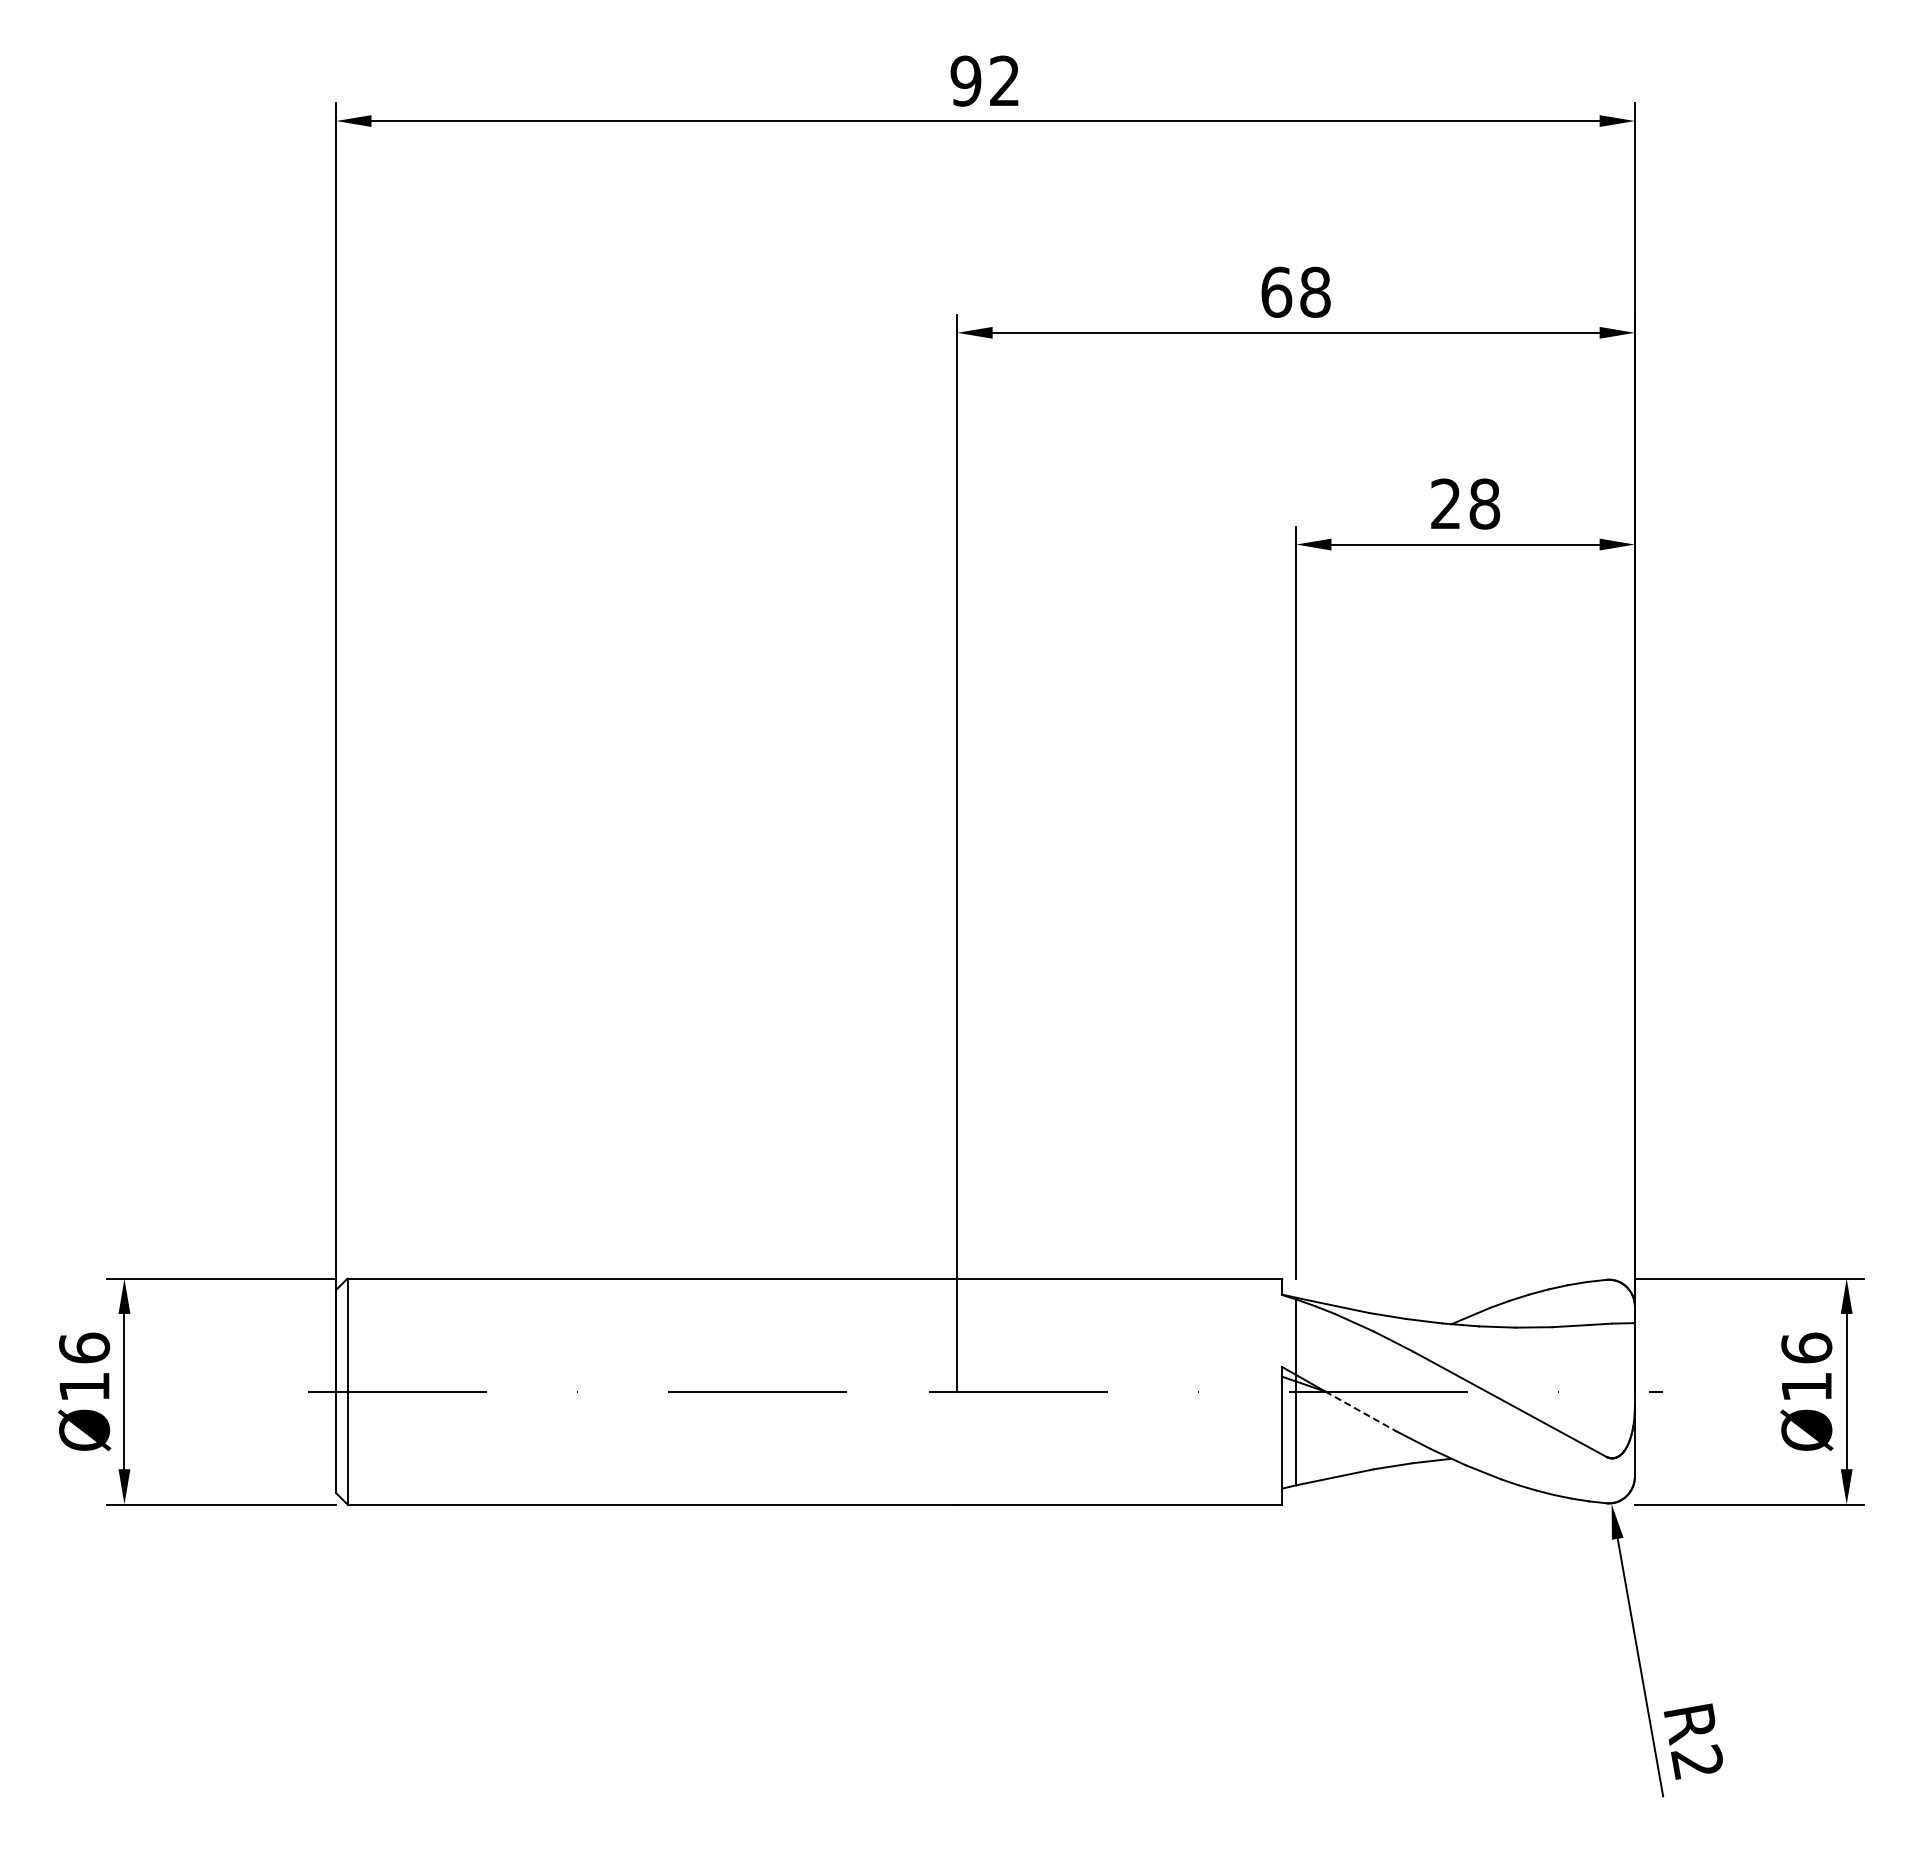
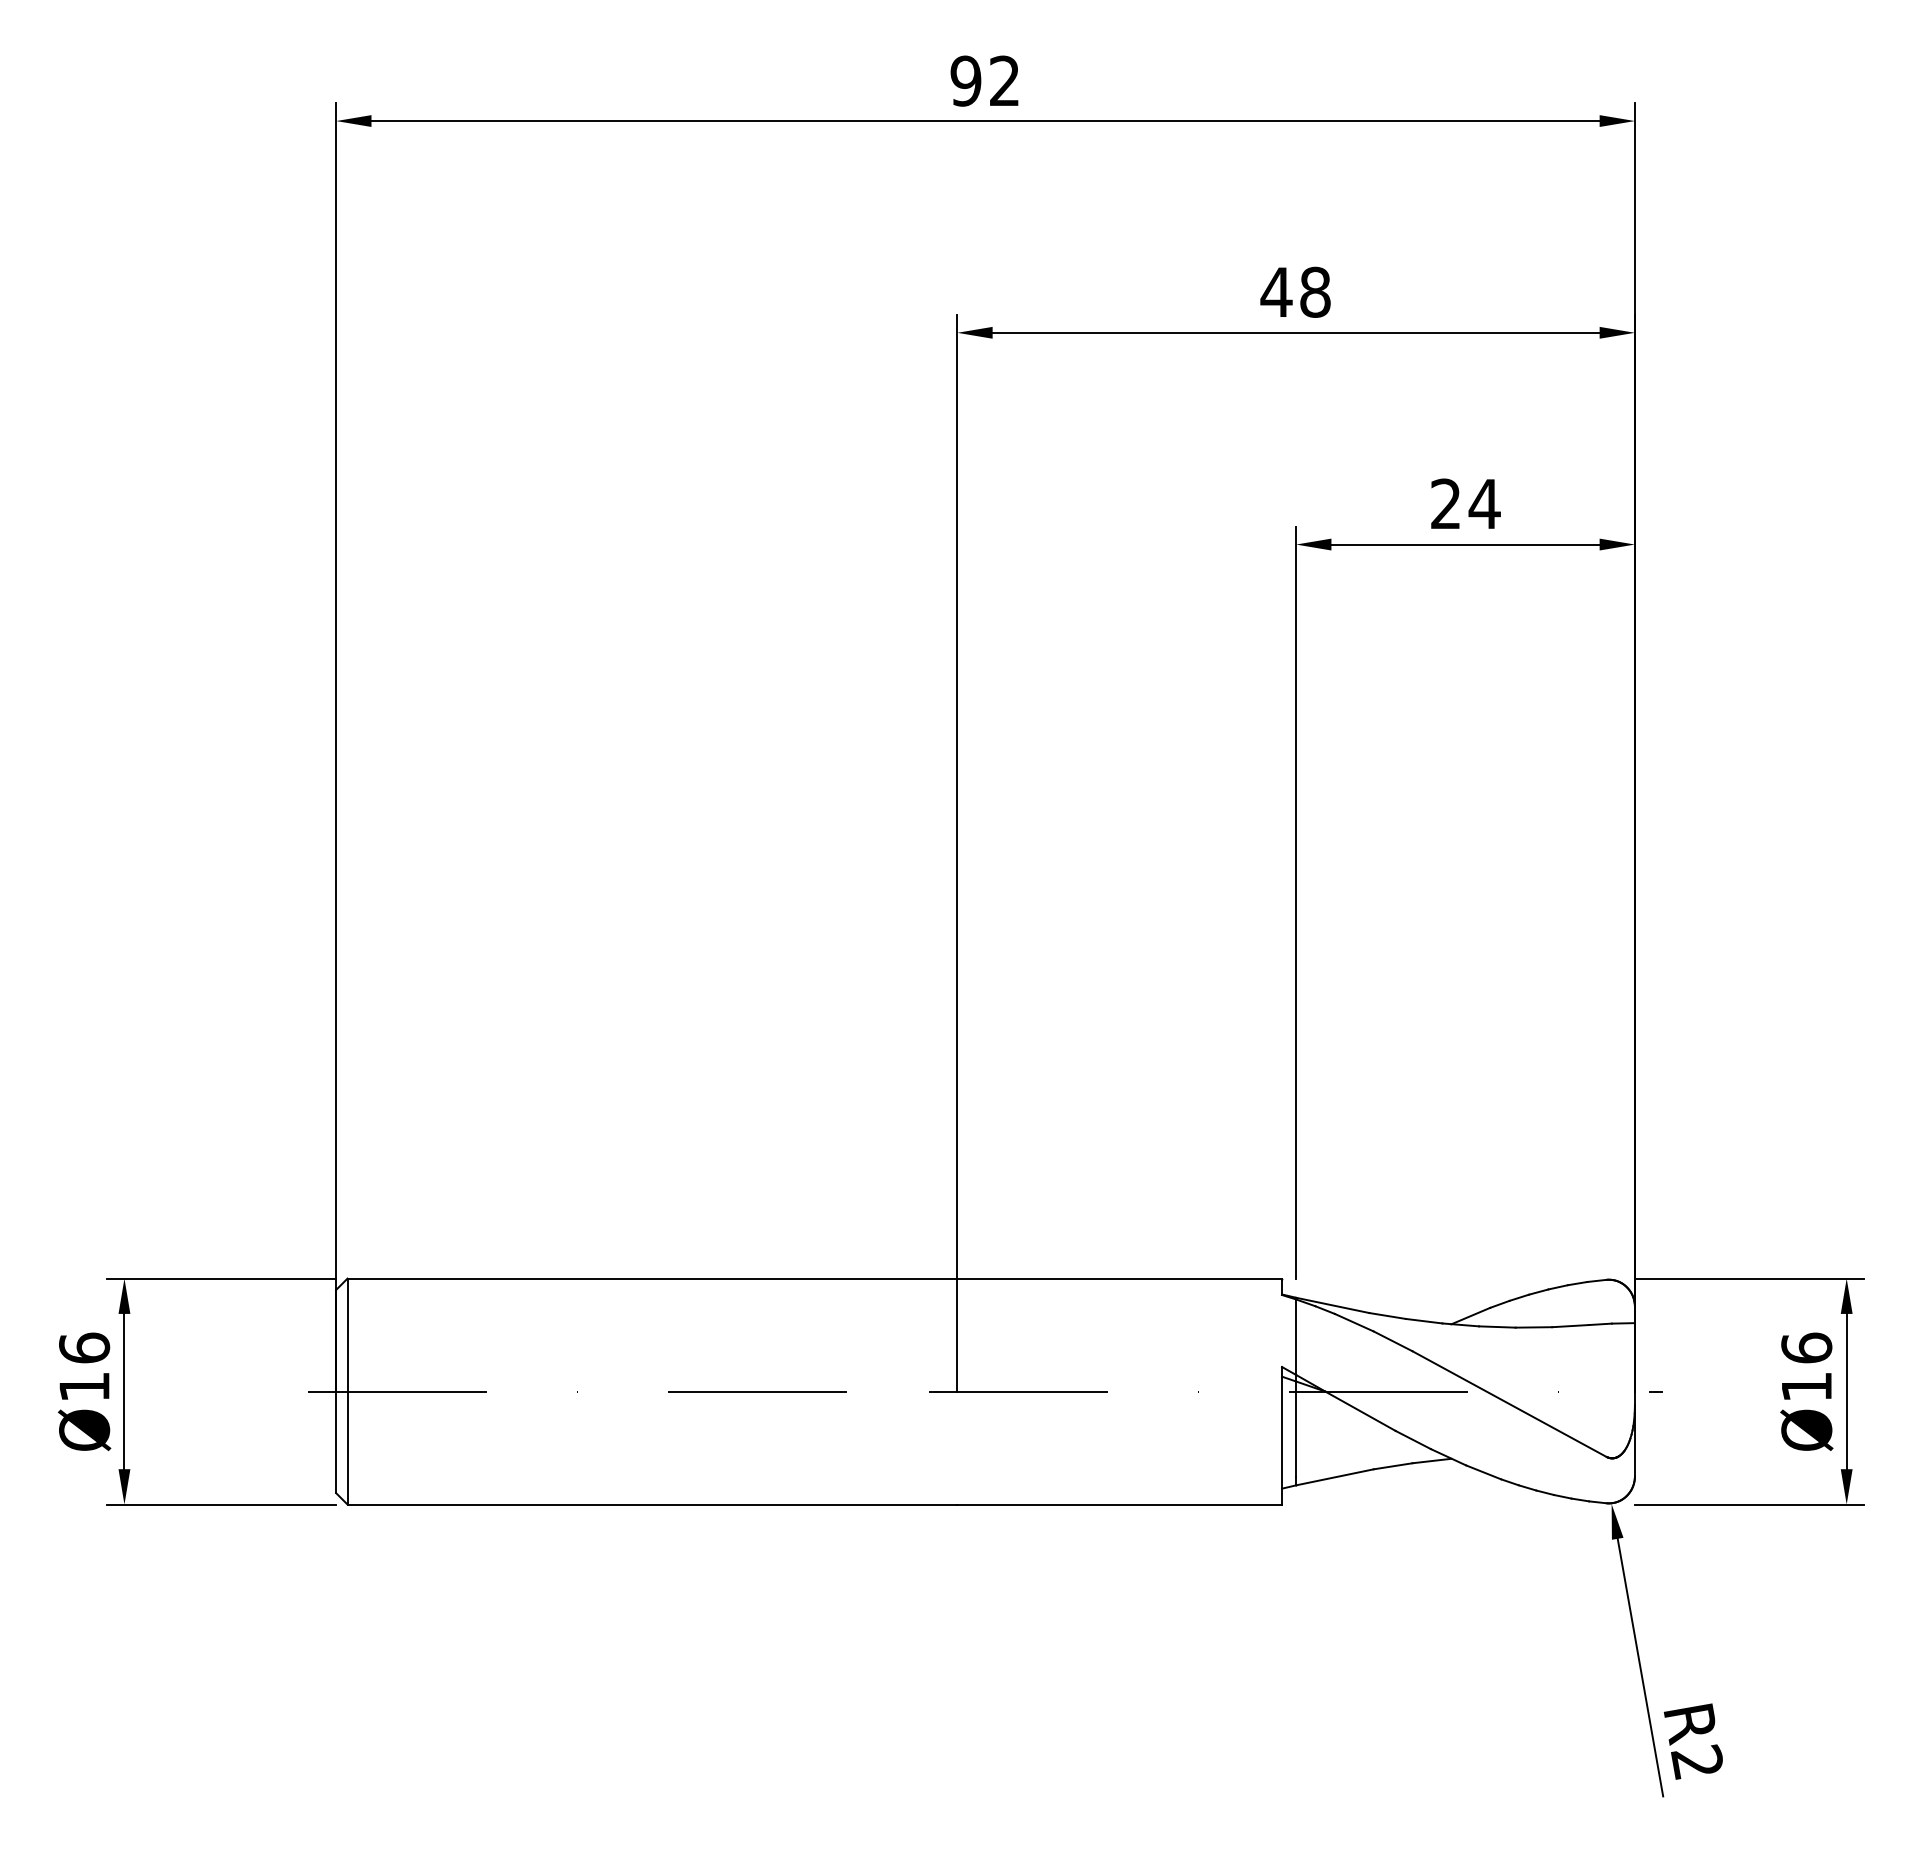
text: 68 -> 48 (1276, 291)
text: 28 -> 24 (1484, 503)
line: dashed -> solid (1360, 1411)
